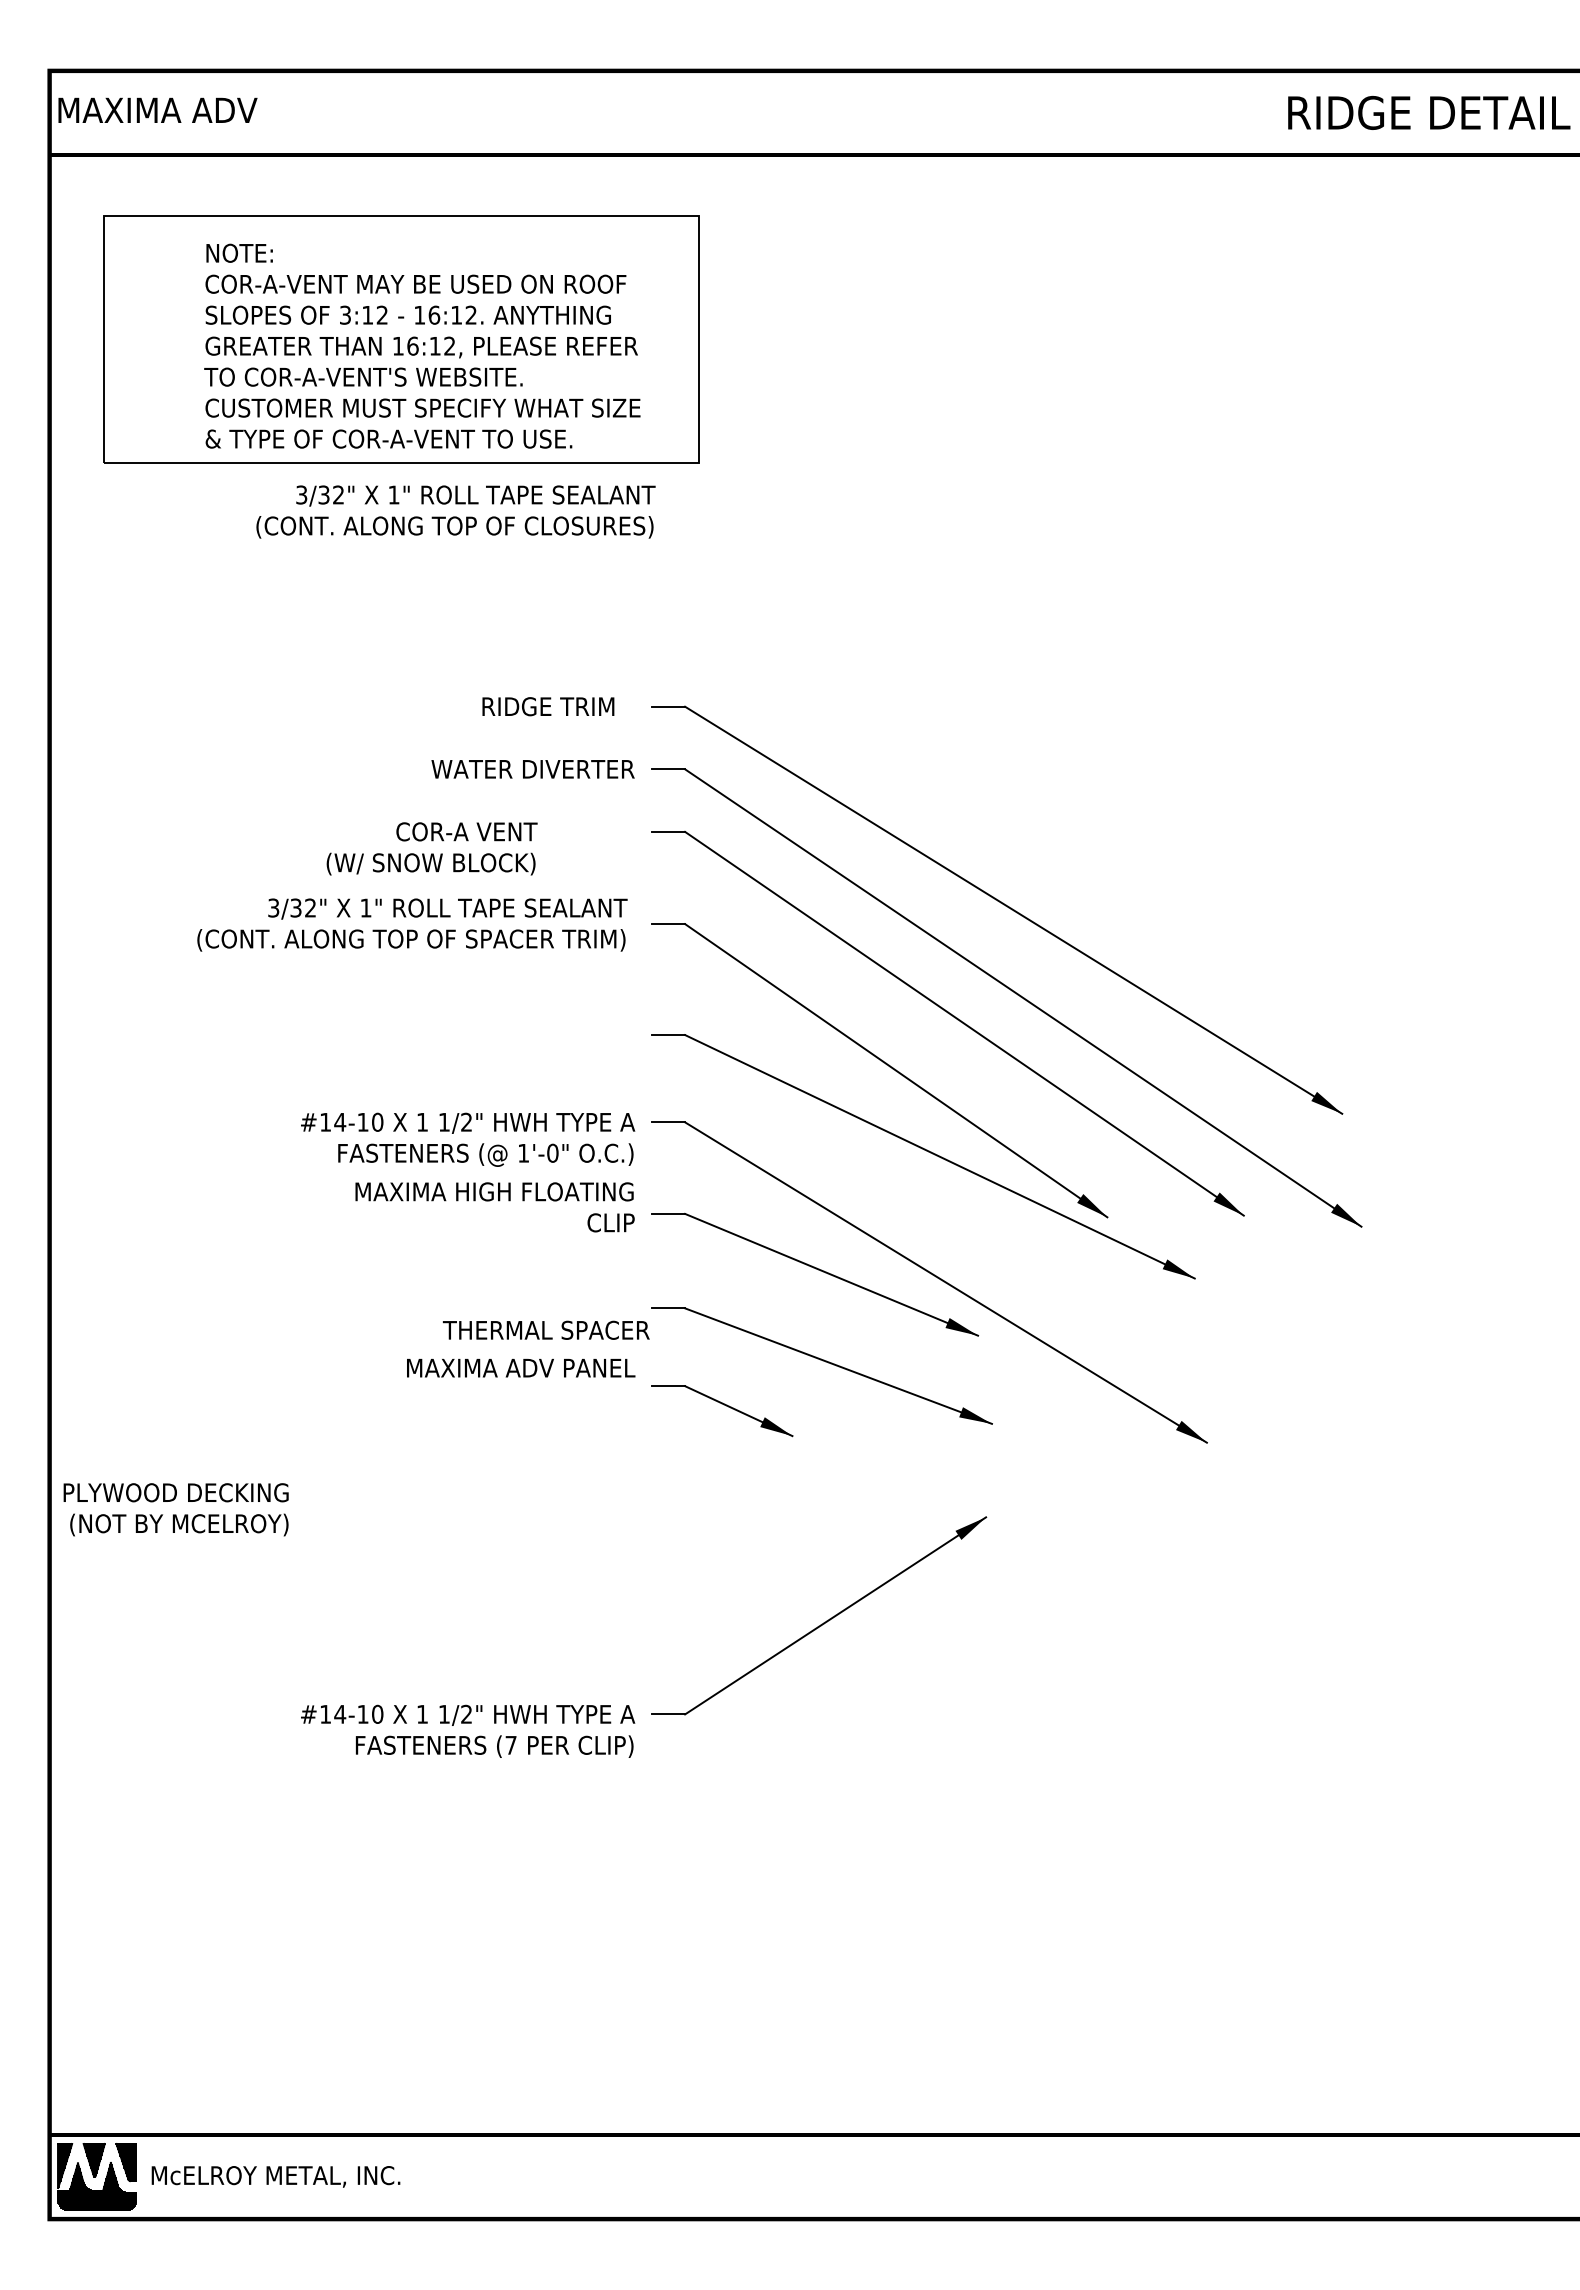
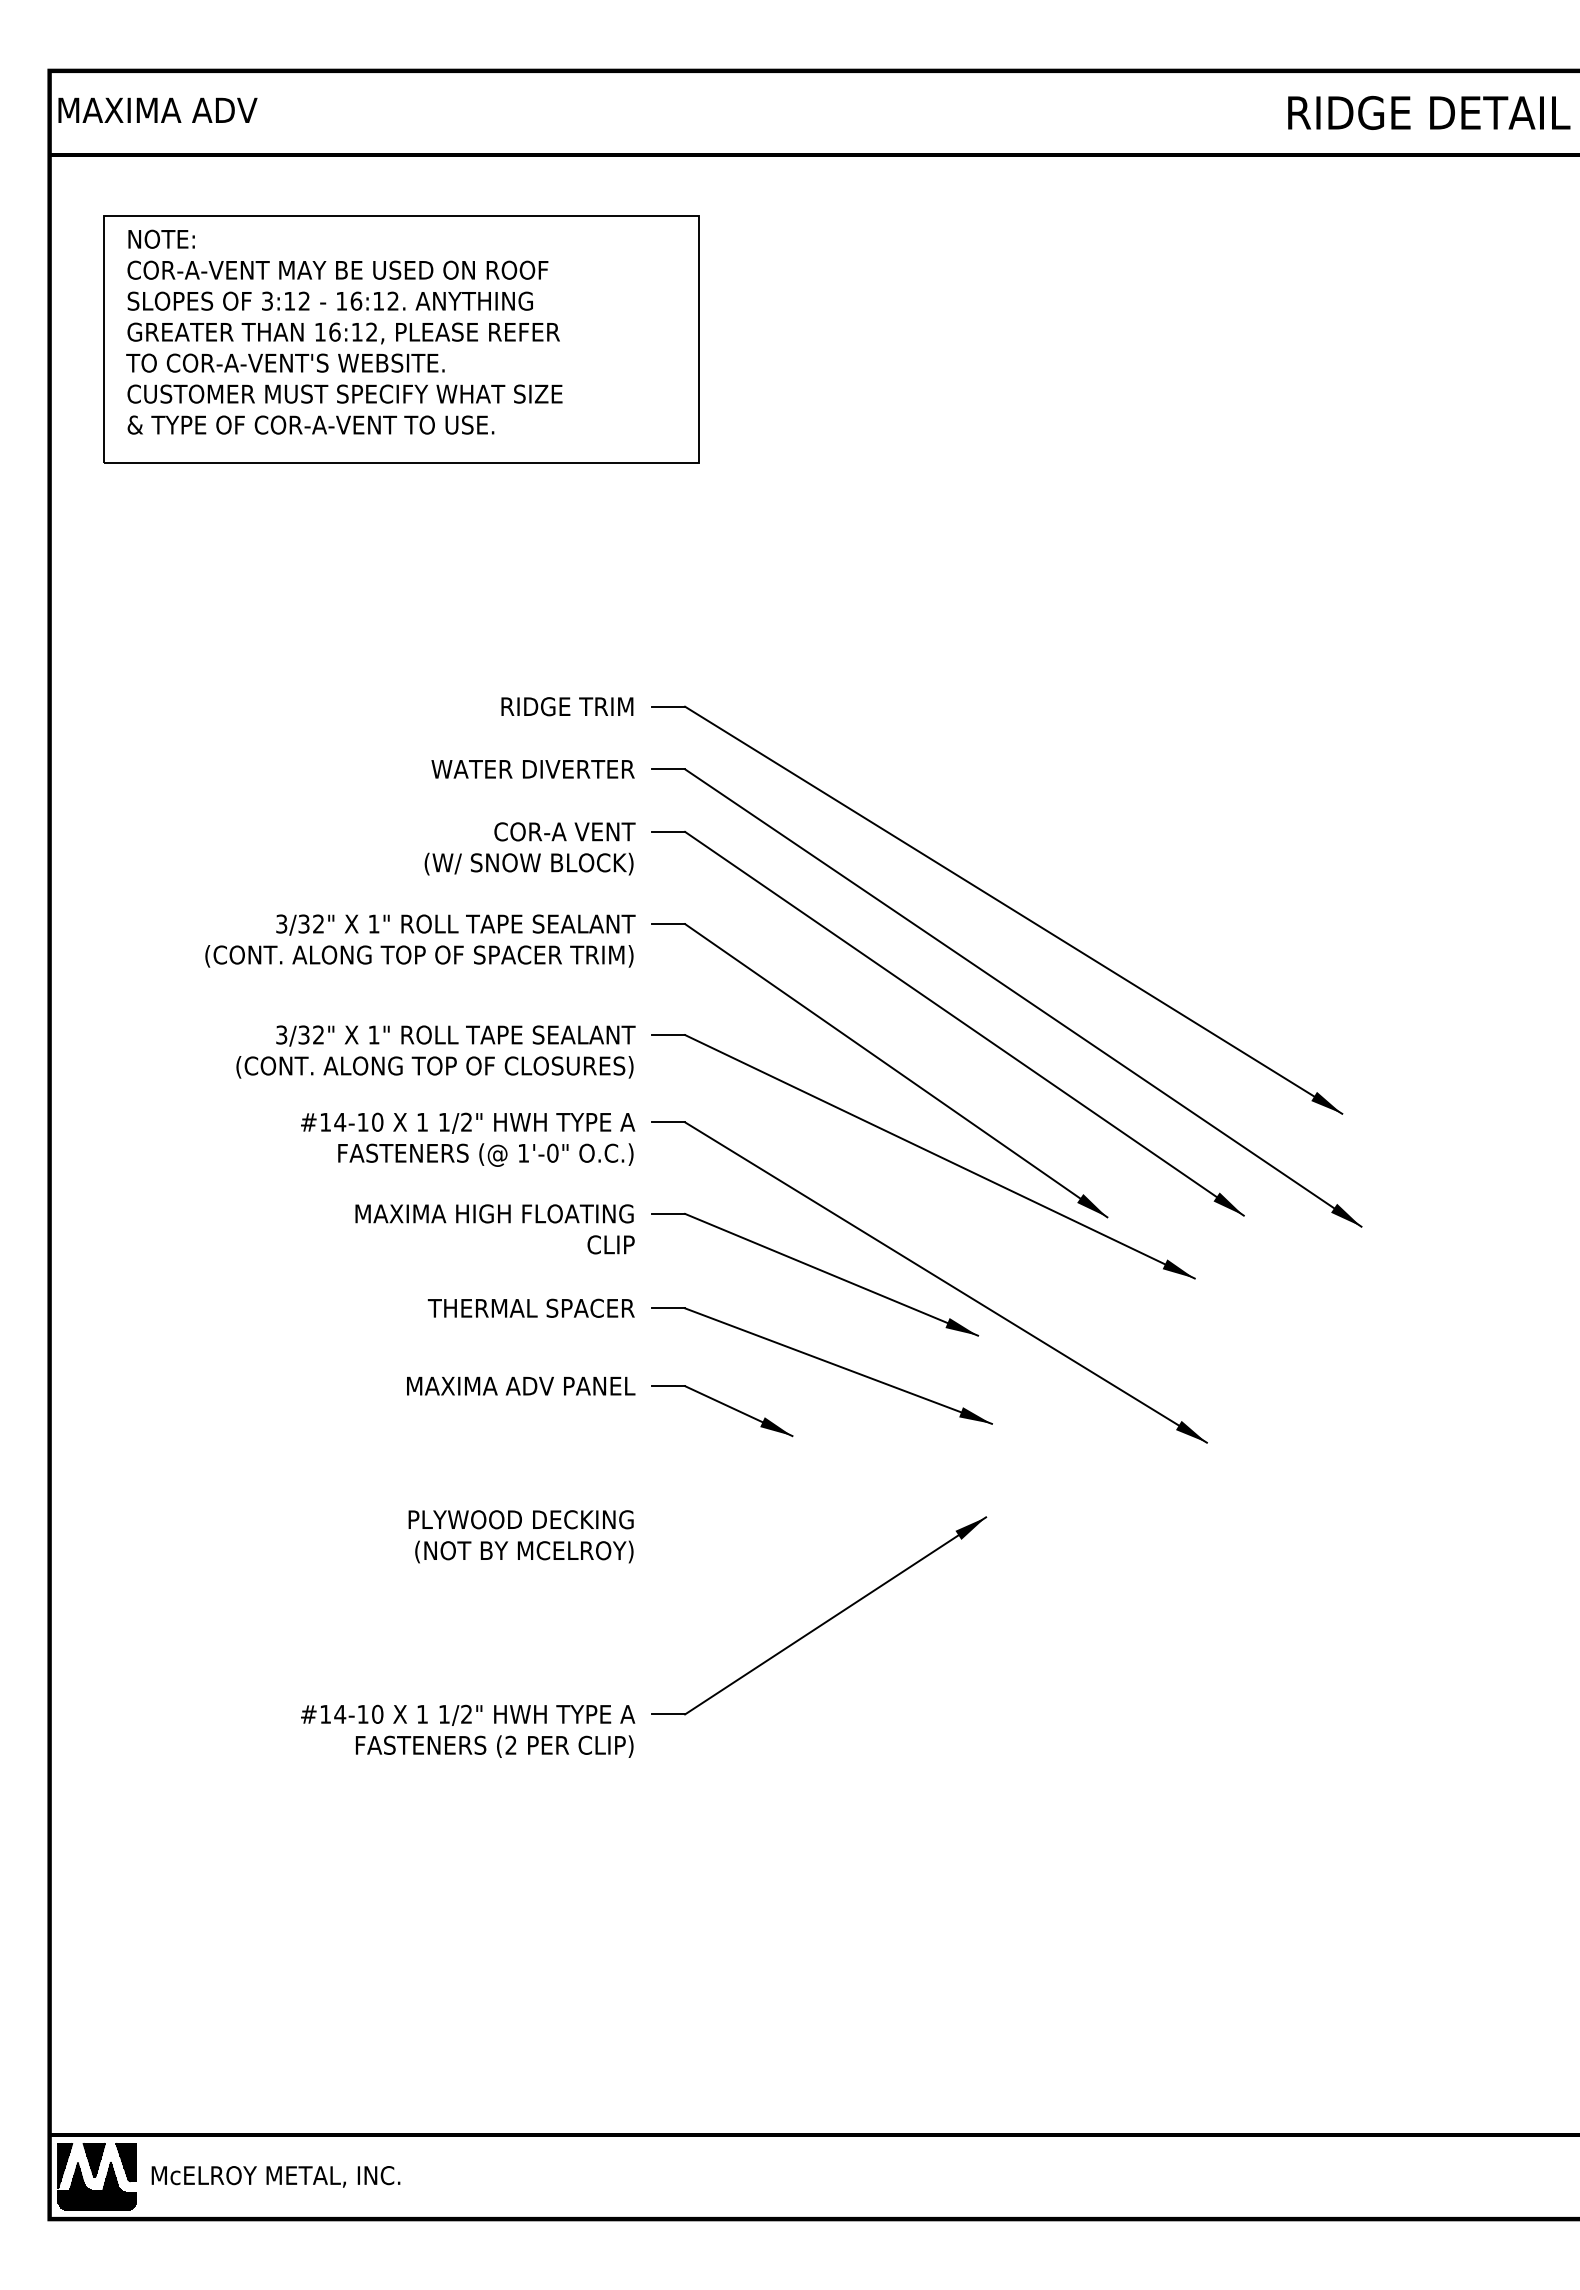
text position: (422, 345) -> (344, 331) (344, 331)
text position: (455, 511) -> (435, 1051) (435, 1051)
text position: (548, 706) -> (567, 706) (567, 706)
text position: (431, 848) -> (529, 848) (529, 848)
text position: (412, 924) -> (420, 940) (420, 940)
text position: (494, 1207) -> (494, 1229) (494, 1229)
text position: (545, 1329) -> (530, 1307) (530, 1307)
text position: (521, 1368) -> (521, 1386) (521, 1386)
text position: (175, 1509) -> (520, 1536) (520, 1536)
text: (7 -> (2 (510, 1744)
